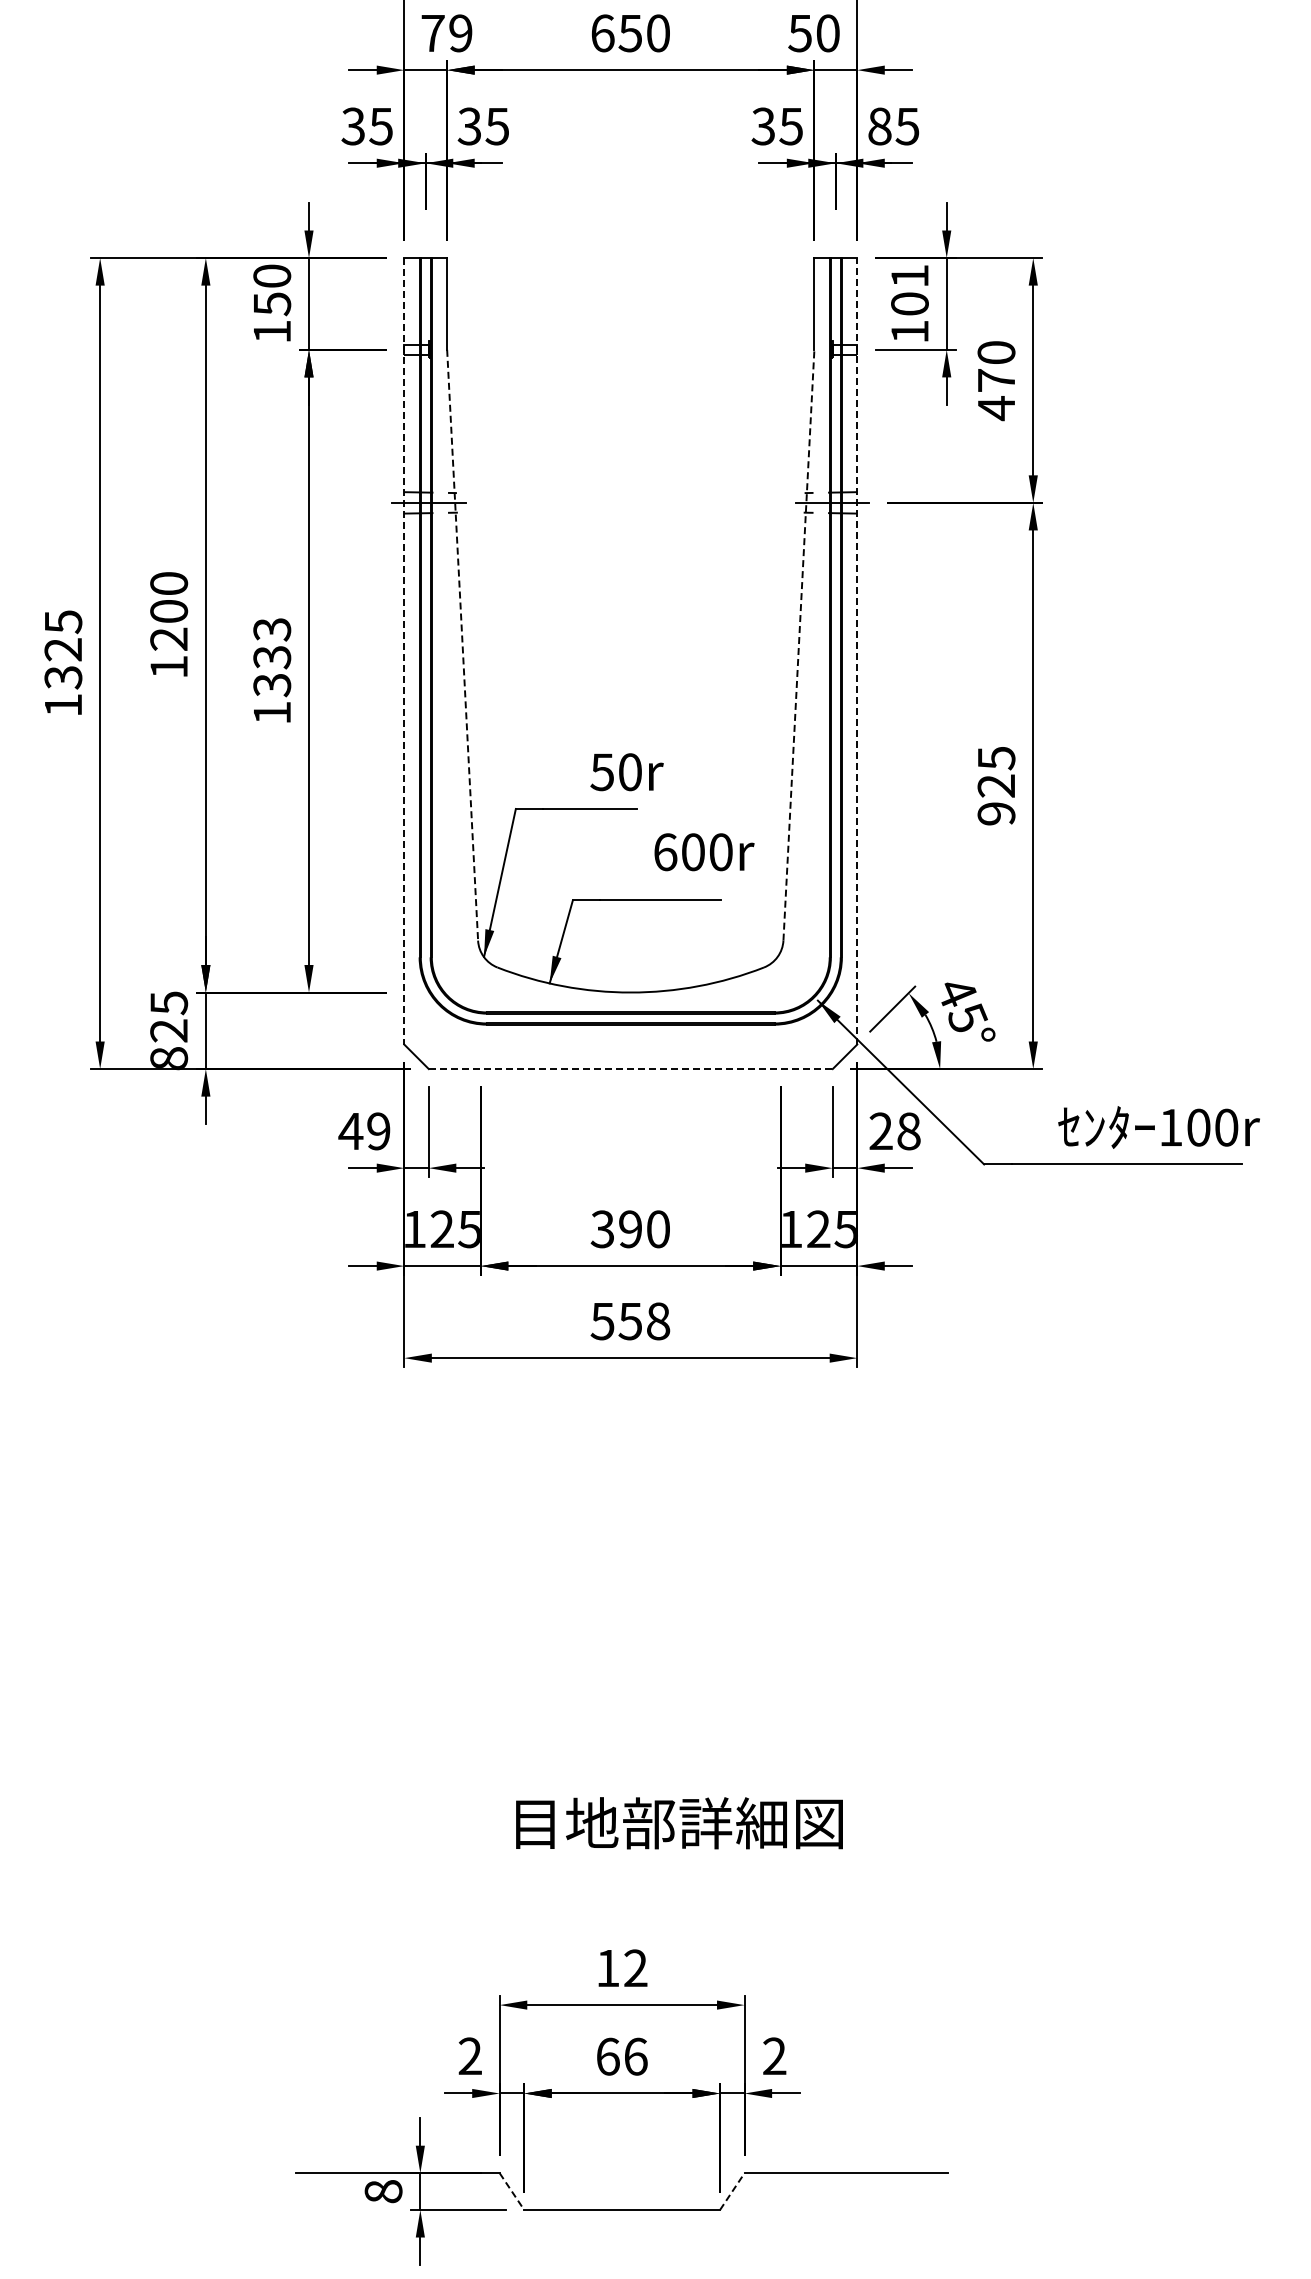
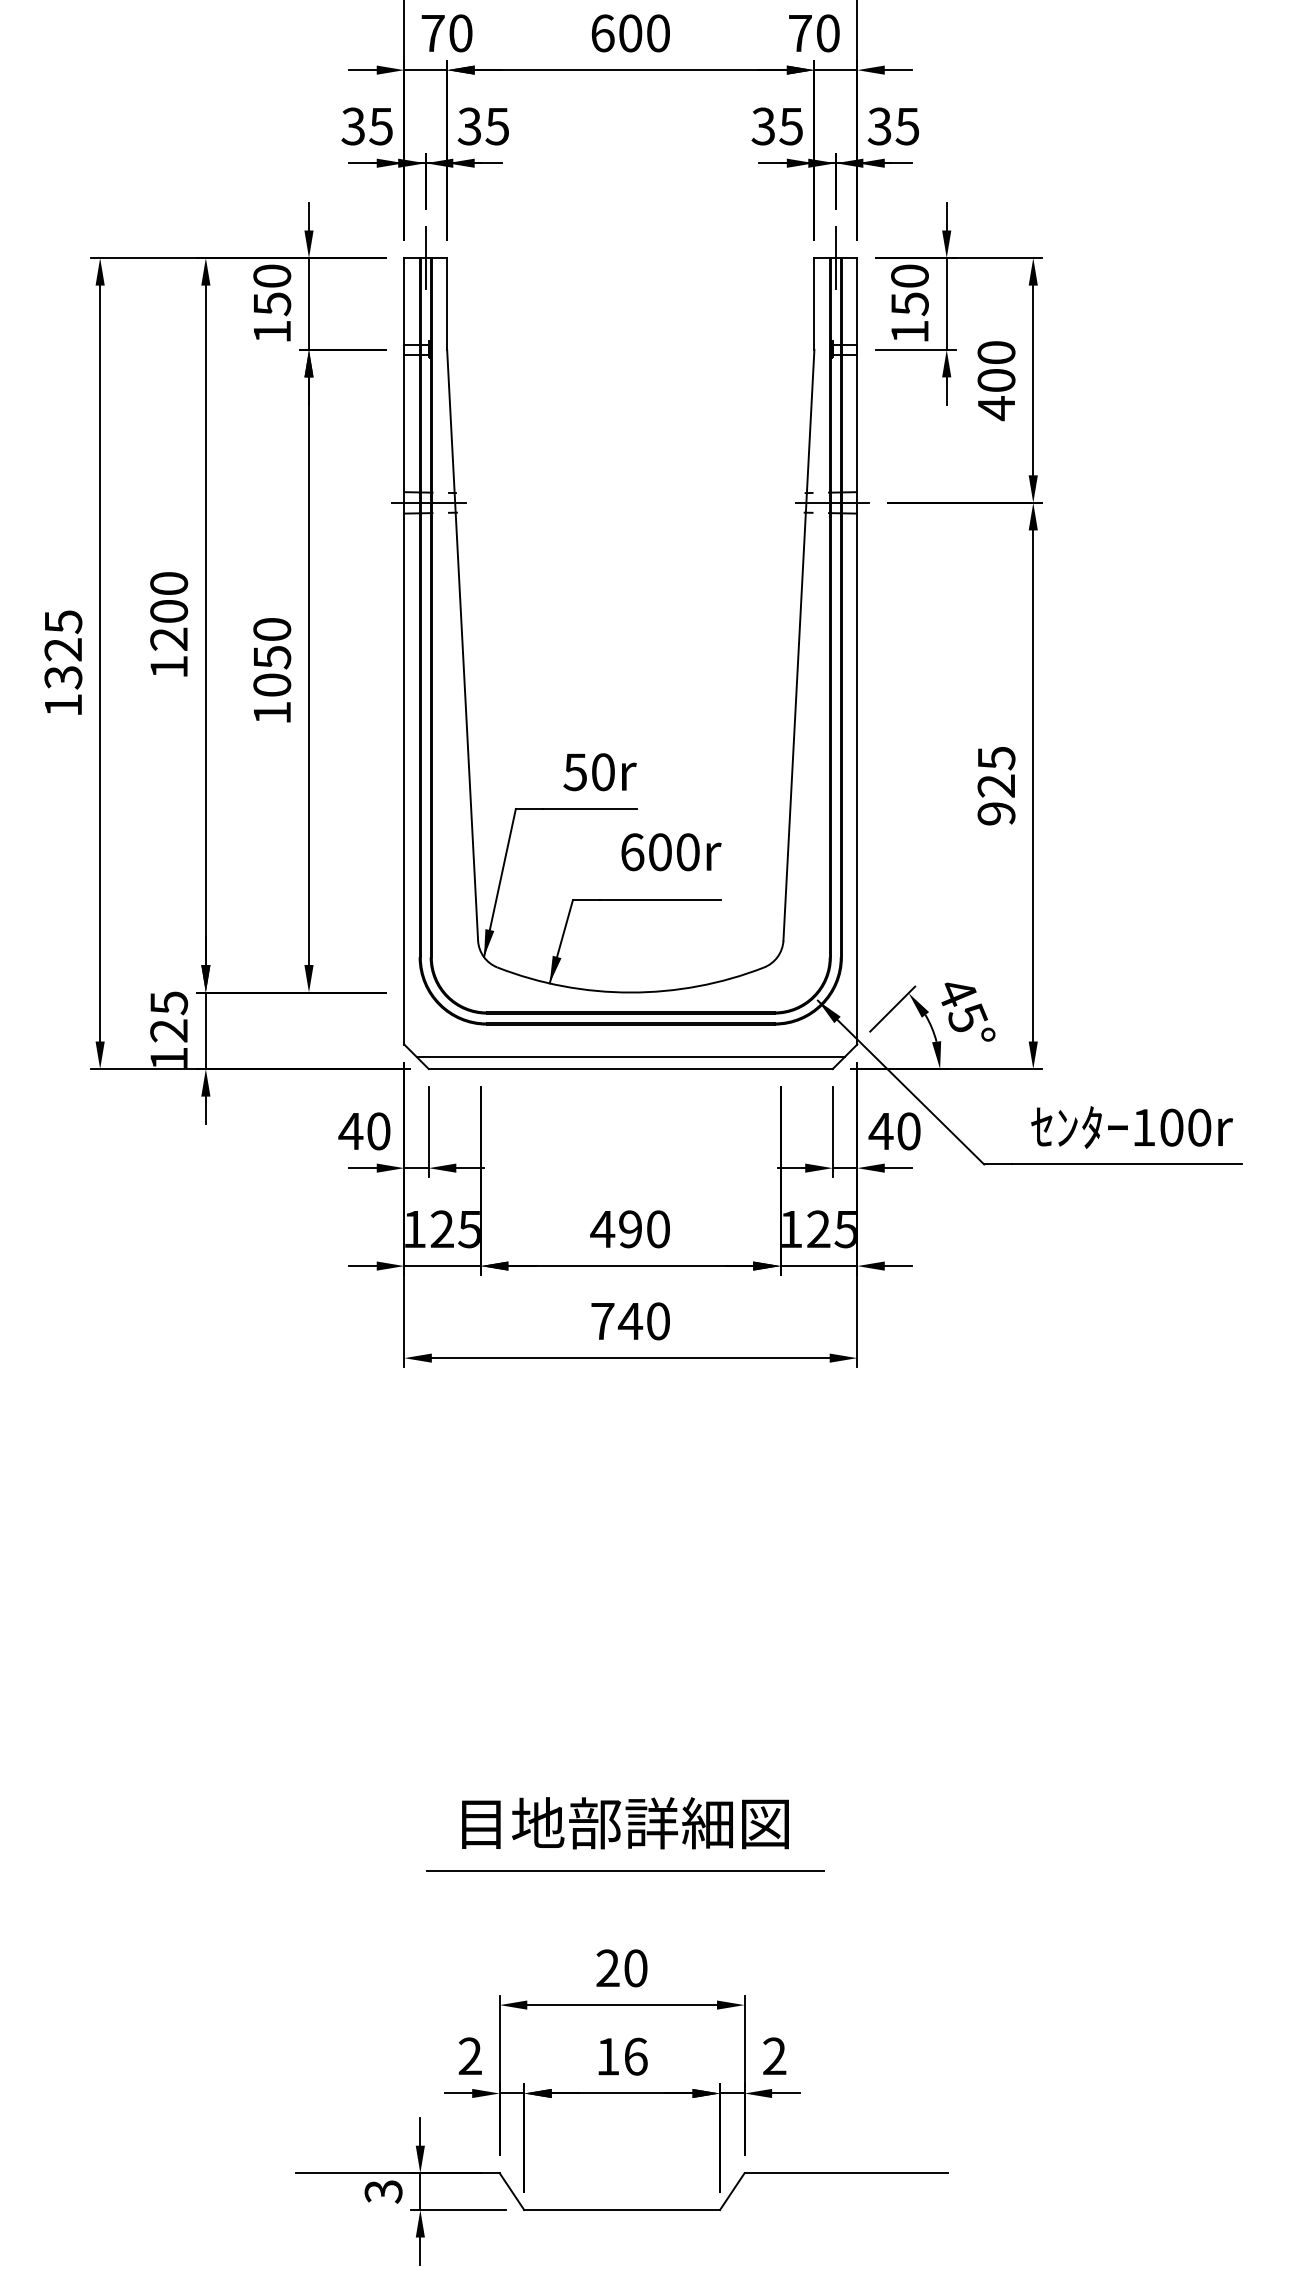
text: 79 -> 70 (460, 33)
text: 650 -> 600 (630, 33)
text: 50 -> 70 (799, 33)
text: 85 -> 35 (879, 126)
line: none -> present (425, 257)
line: none -> present (835, 257)
text: 101 -> 150 (909, 290)
text: 470 -> 400 (996, 380)
line: dashed -> solid (462, 645)
line: dashed -> solid (798, 645)
line: dashed -> solid (857, 650)
line: dashed -> solid (404, 651)
text: 1333 -> 1050 (272, 657)
text position: (626, 772) -> (599, 772) (599, 772)
text position: (704, 852) -> (671, 852) (671, 852)
line: none -> present (630, 1056)
text: 825 -> 125 (169, 1058)
line: dashed -> solid (630, 1069)
text position: (1158, 1127) -> (1131, 1127) (1131, 1127)
text: 49 -> 40 (378, 1131)
text: 28 -> 40 (894, 1131)
text: 390 -> 490 (602, 1229)
text: 558 -> 740 (630, 1321)
text position: (679, 1823) -> (625, 1823) (625, 1823)
line: none -> present (625, 1870)
text: 12 -> 20 (621, 1968)
text: 66 -> 16 (608, 2056)
text: 8 -> 3 (383, 2191)
line: dashed -> solid (732, 2191)
line: dashed -> solid (512, 2192)
